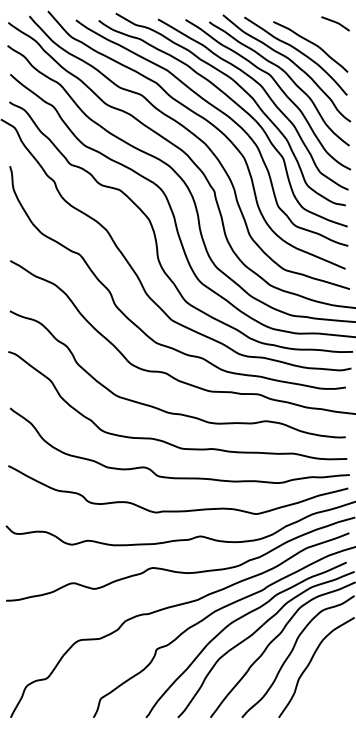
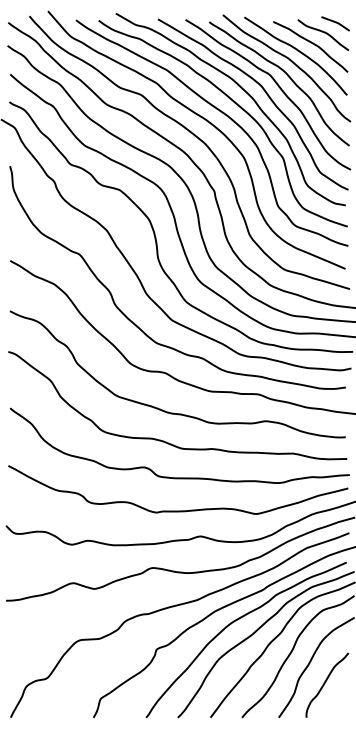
curve: none -> present (324, 33)
curve: none -> present (326, 682)
